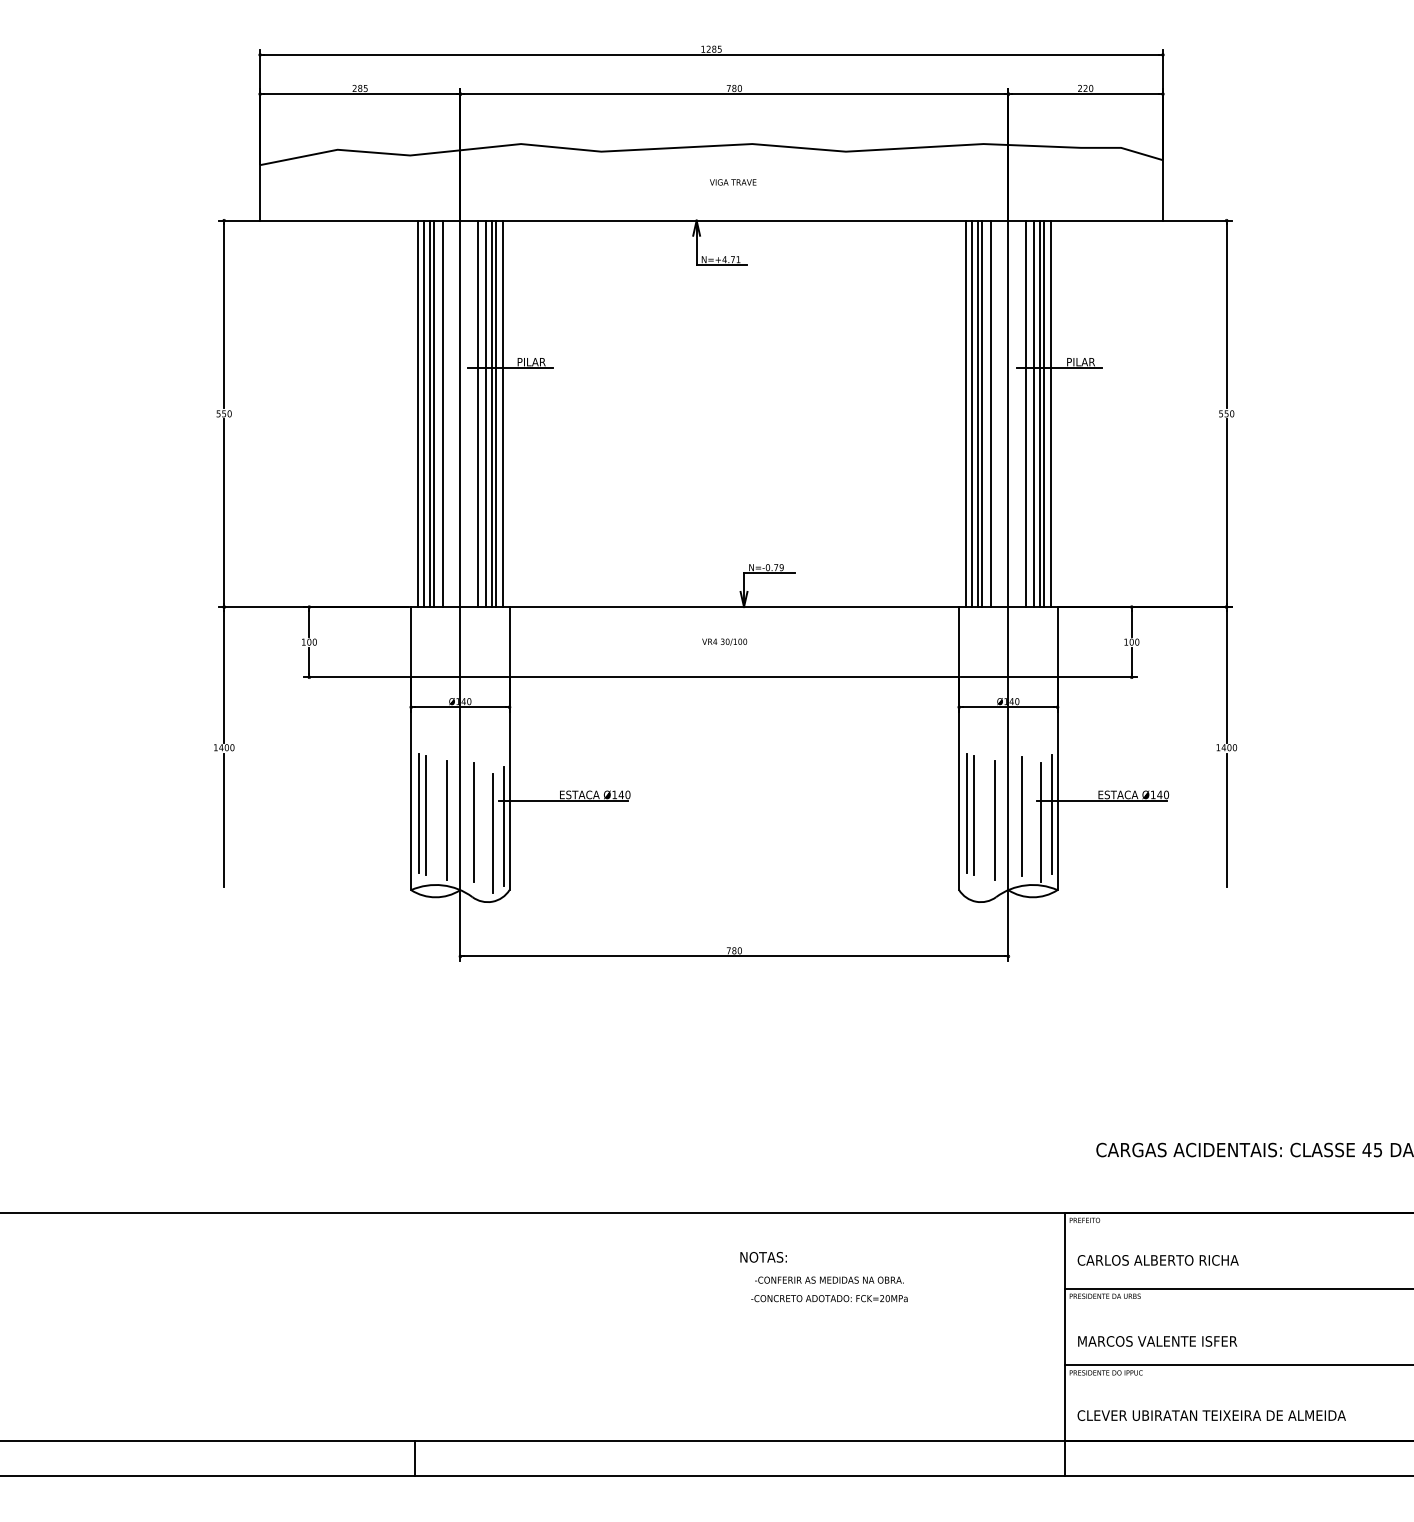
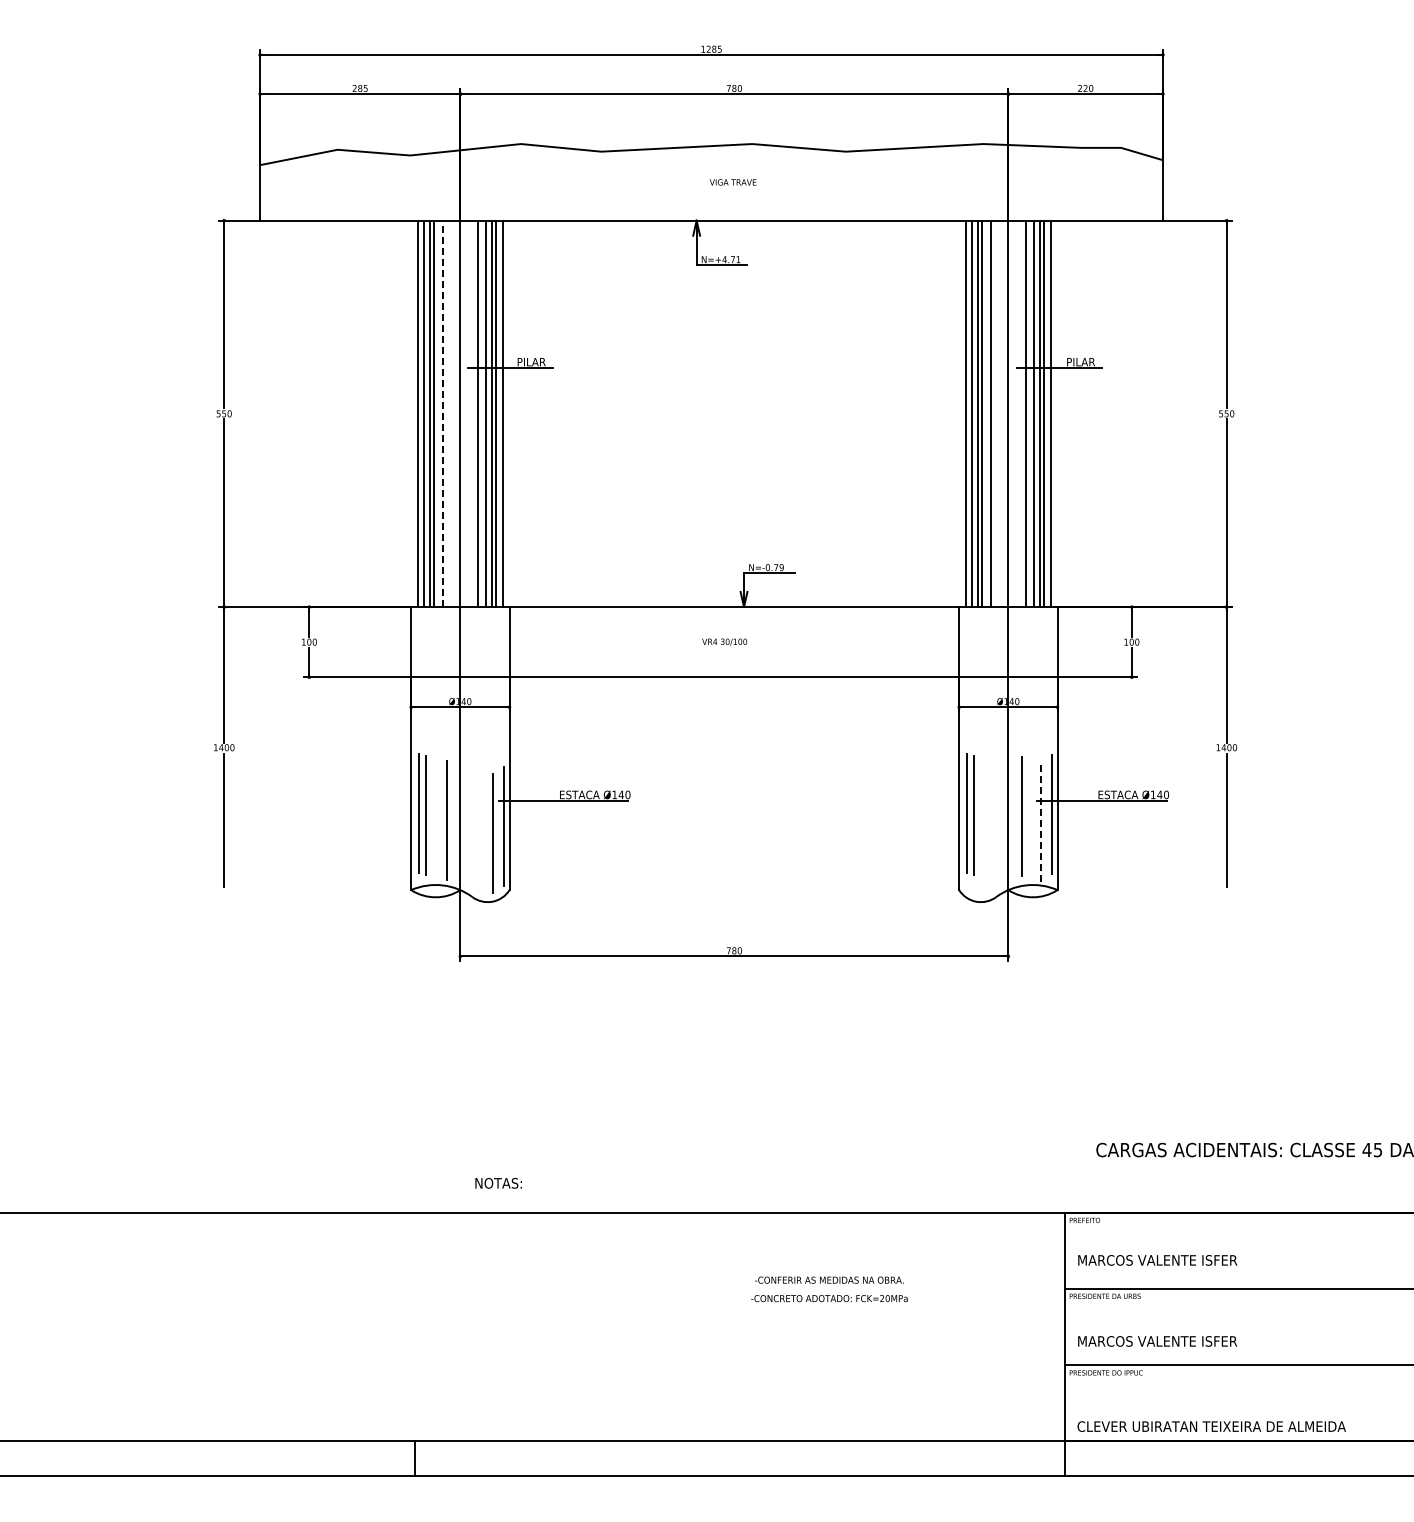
line: solid -> dashed (442, 413)
line: present -> none (995, 820)
line: present -> none (474, 822)
line: solid -> dashed (1041, 822)
text position: (763, 1257) -> (498, 1183) (498, 1183)
text: CARLOS ALBERTO RICHA -> MARCOS VALENTE ISFER (1157, 1260)
text position: (1211, 1415) -> (1211, 1426) (1211, 1426)
